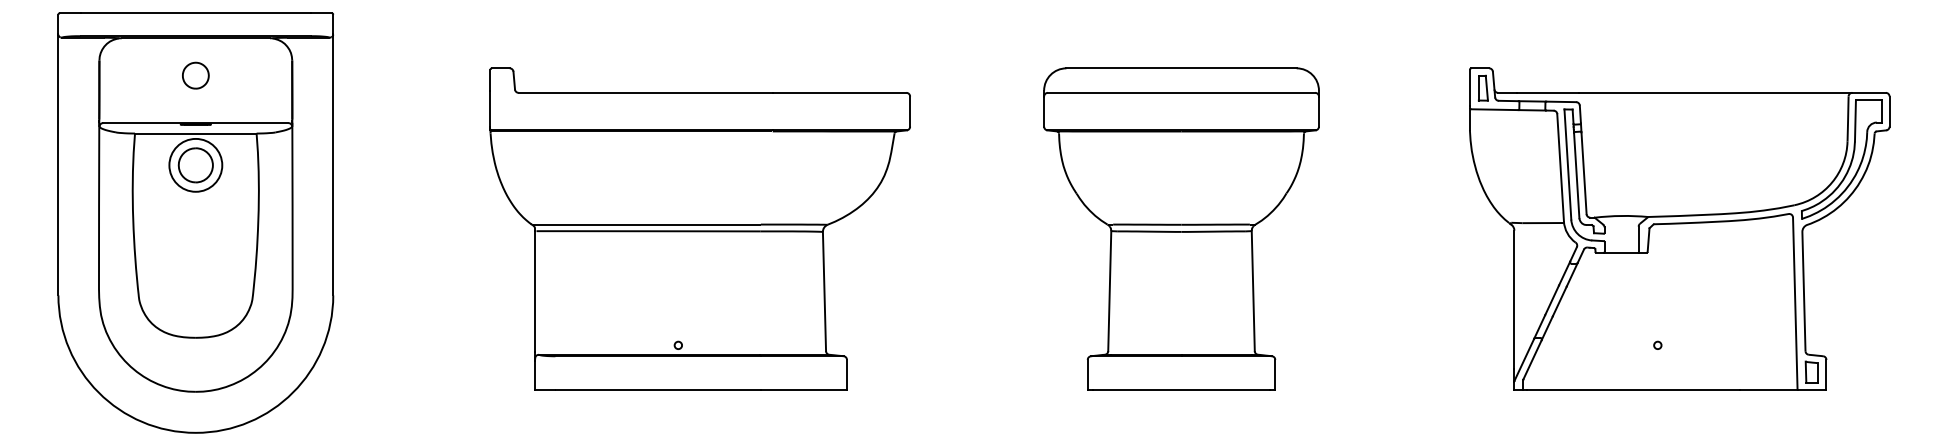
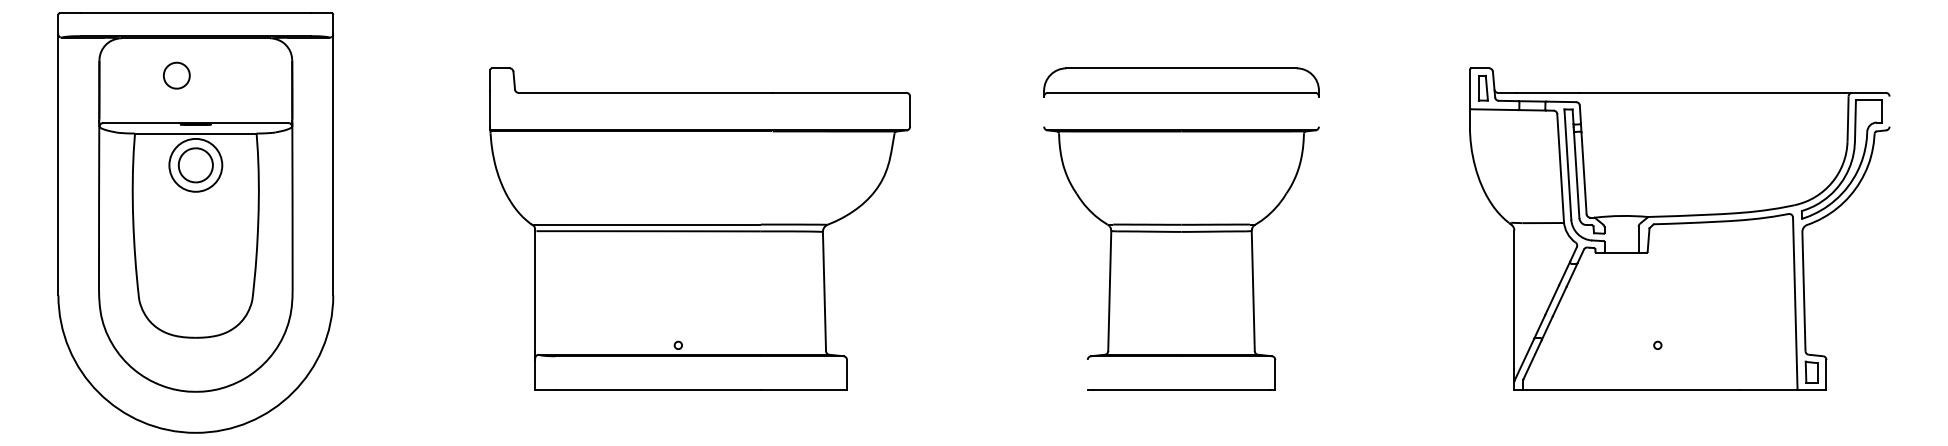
part position: (195, 75) -> (176, 75) (176, 75)
line: present -> none (1044, 111)
line: present -> none (1318, 111)
line: present -> none (1889, 111)
line: present -> none (1087, 374)
